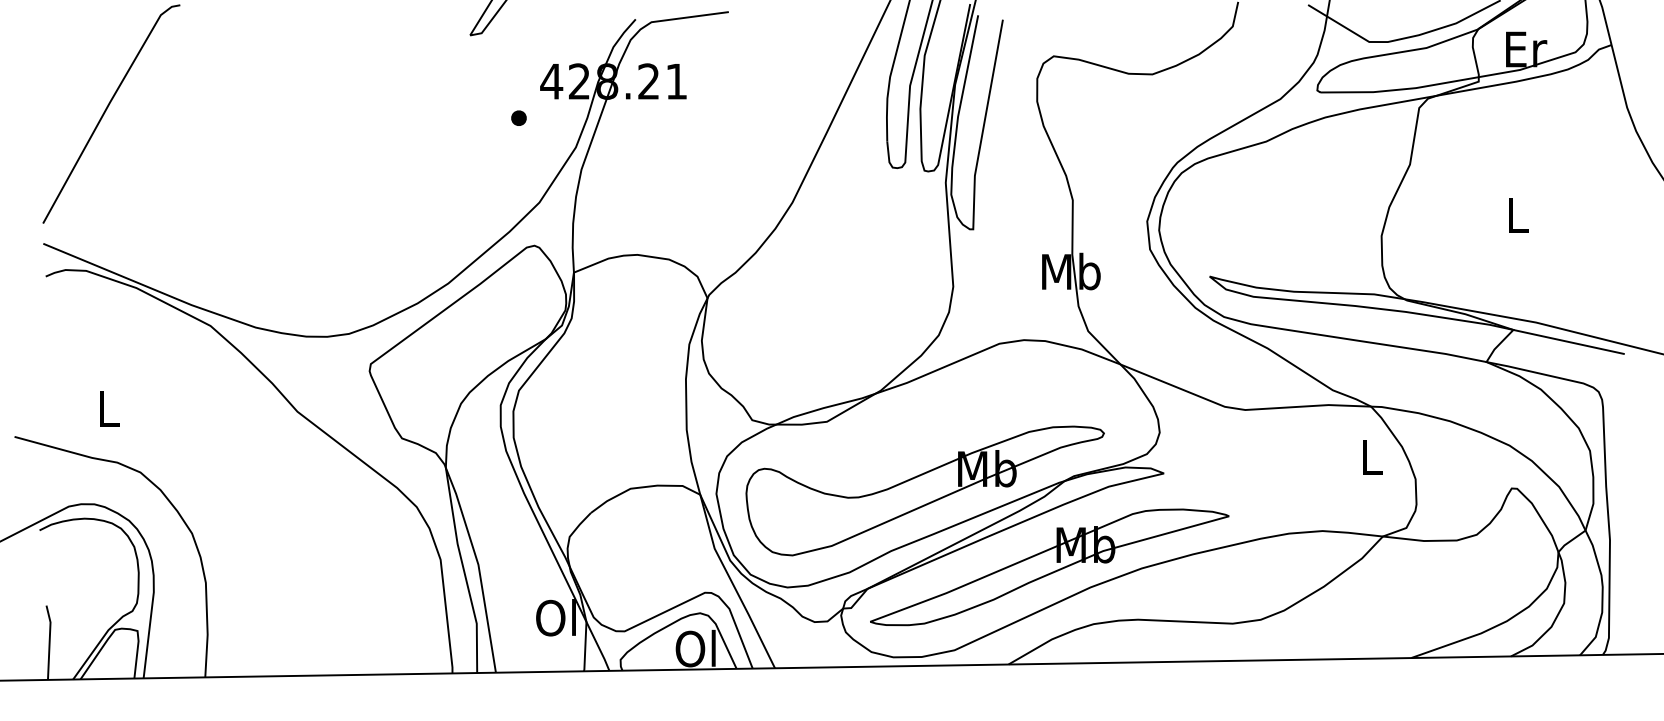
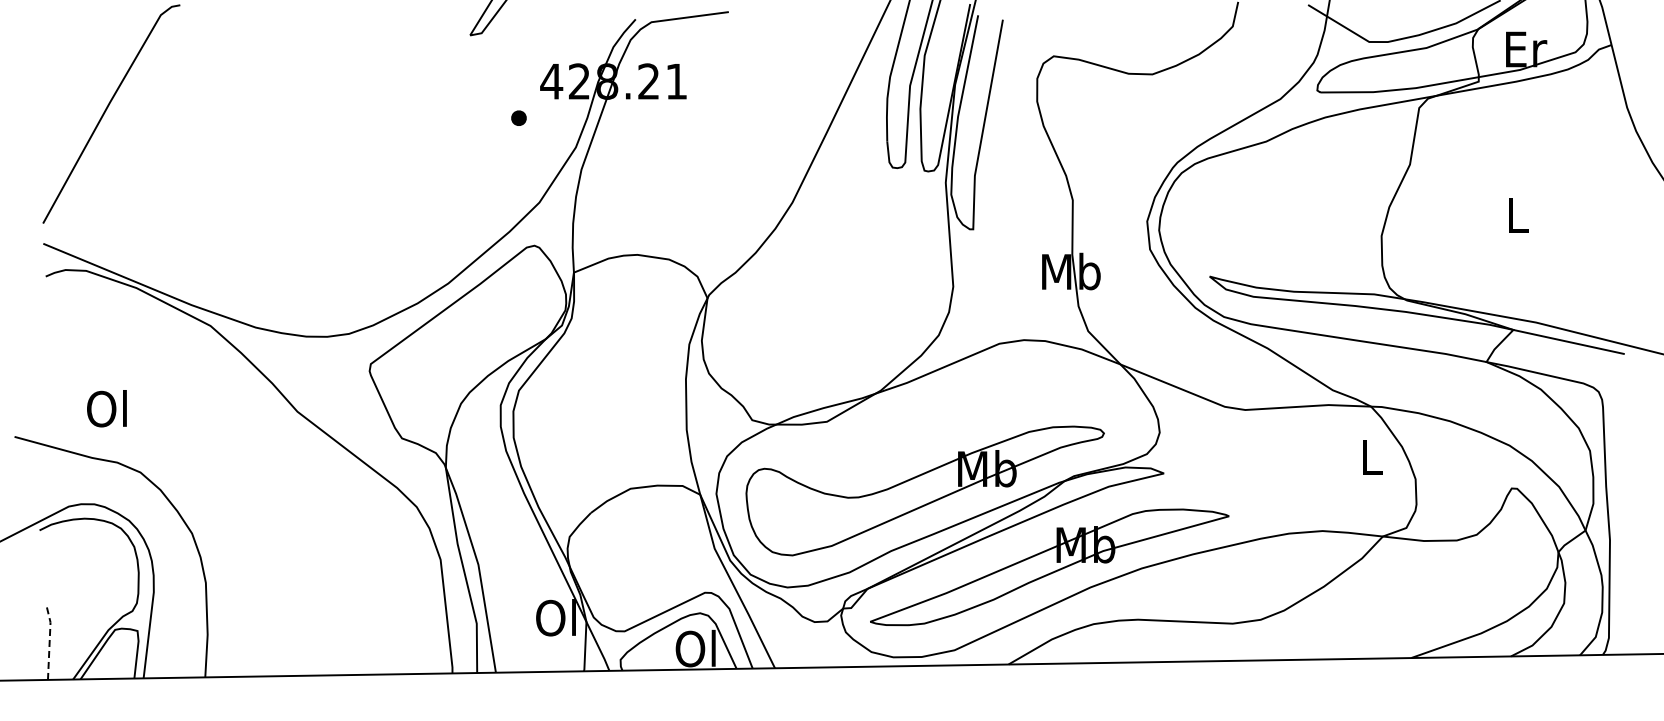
text: L -> Ol (106, 408)
line: solid -> dashed (49, 641)
